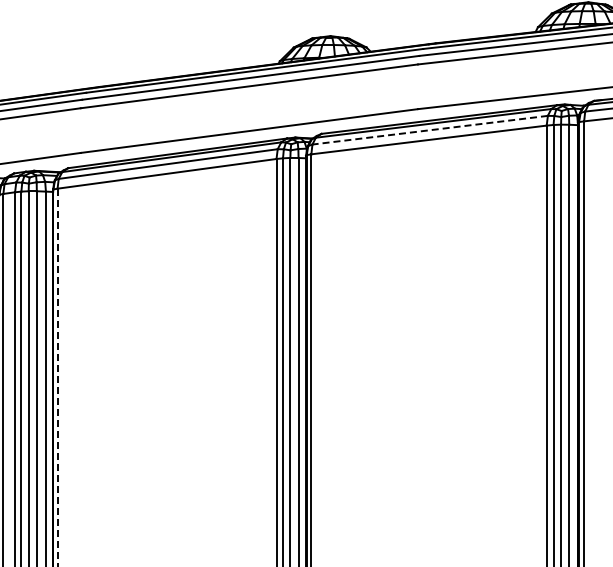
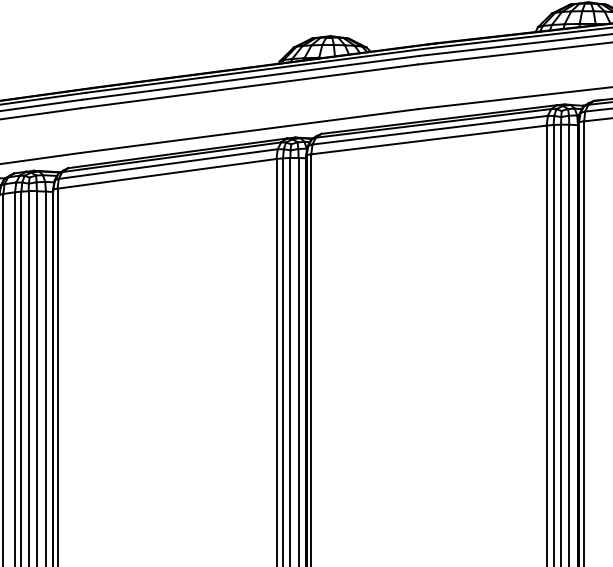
line: dashed -> solid (430, 130)
line: dashed -> solid (57, 377)
